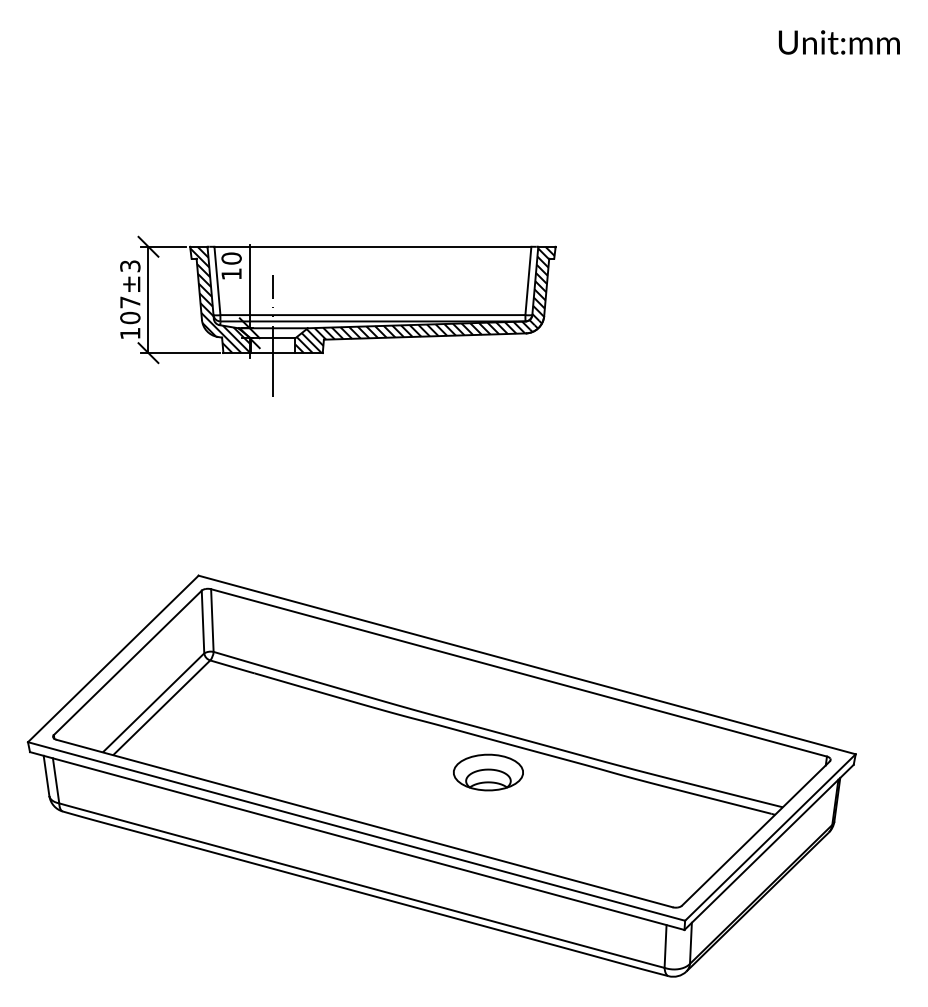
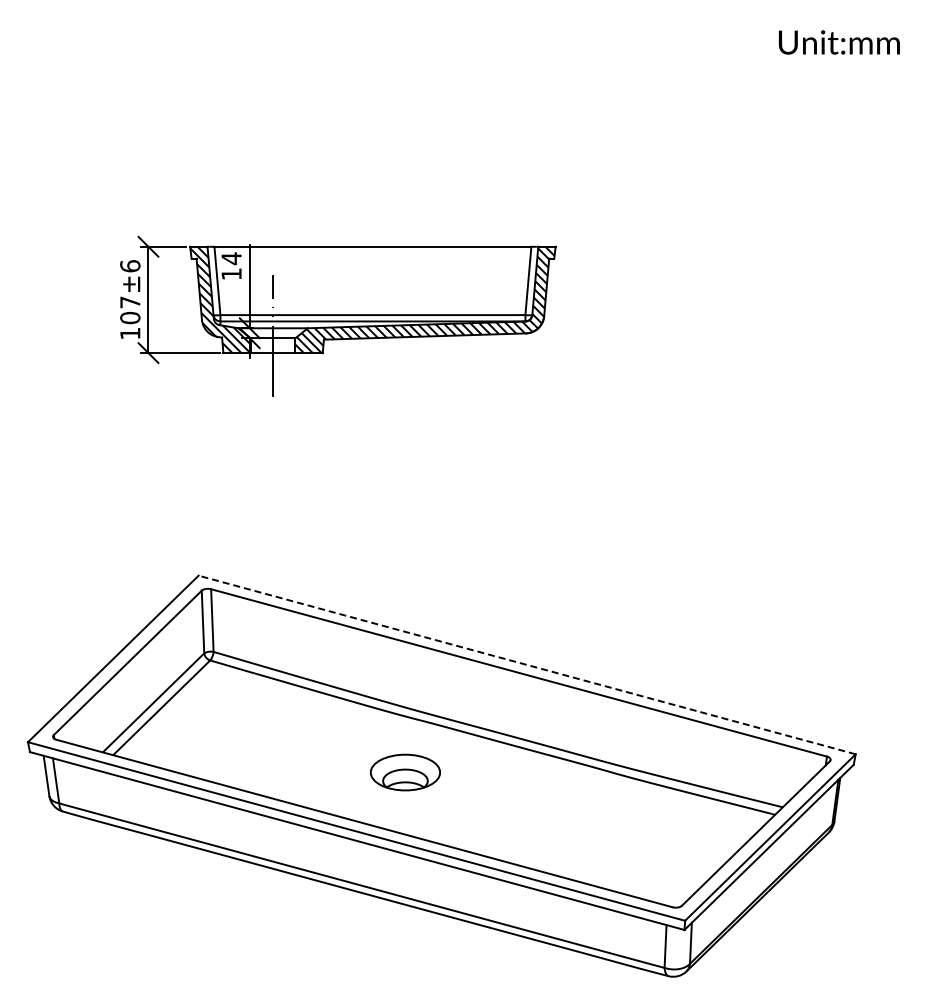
text: 10 -> 14 (231, 258)
text: 107±3 -> 107±6 (130, 266)
line: solid -> dashed (526, 664)
part position: (488, 772) -> (405, 772) (405, 772)
